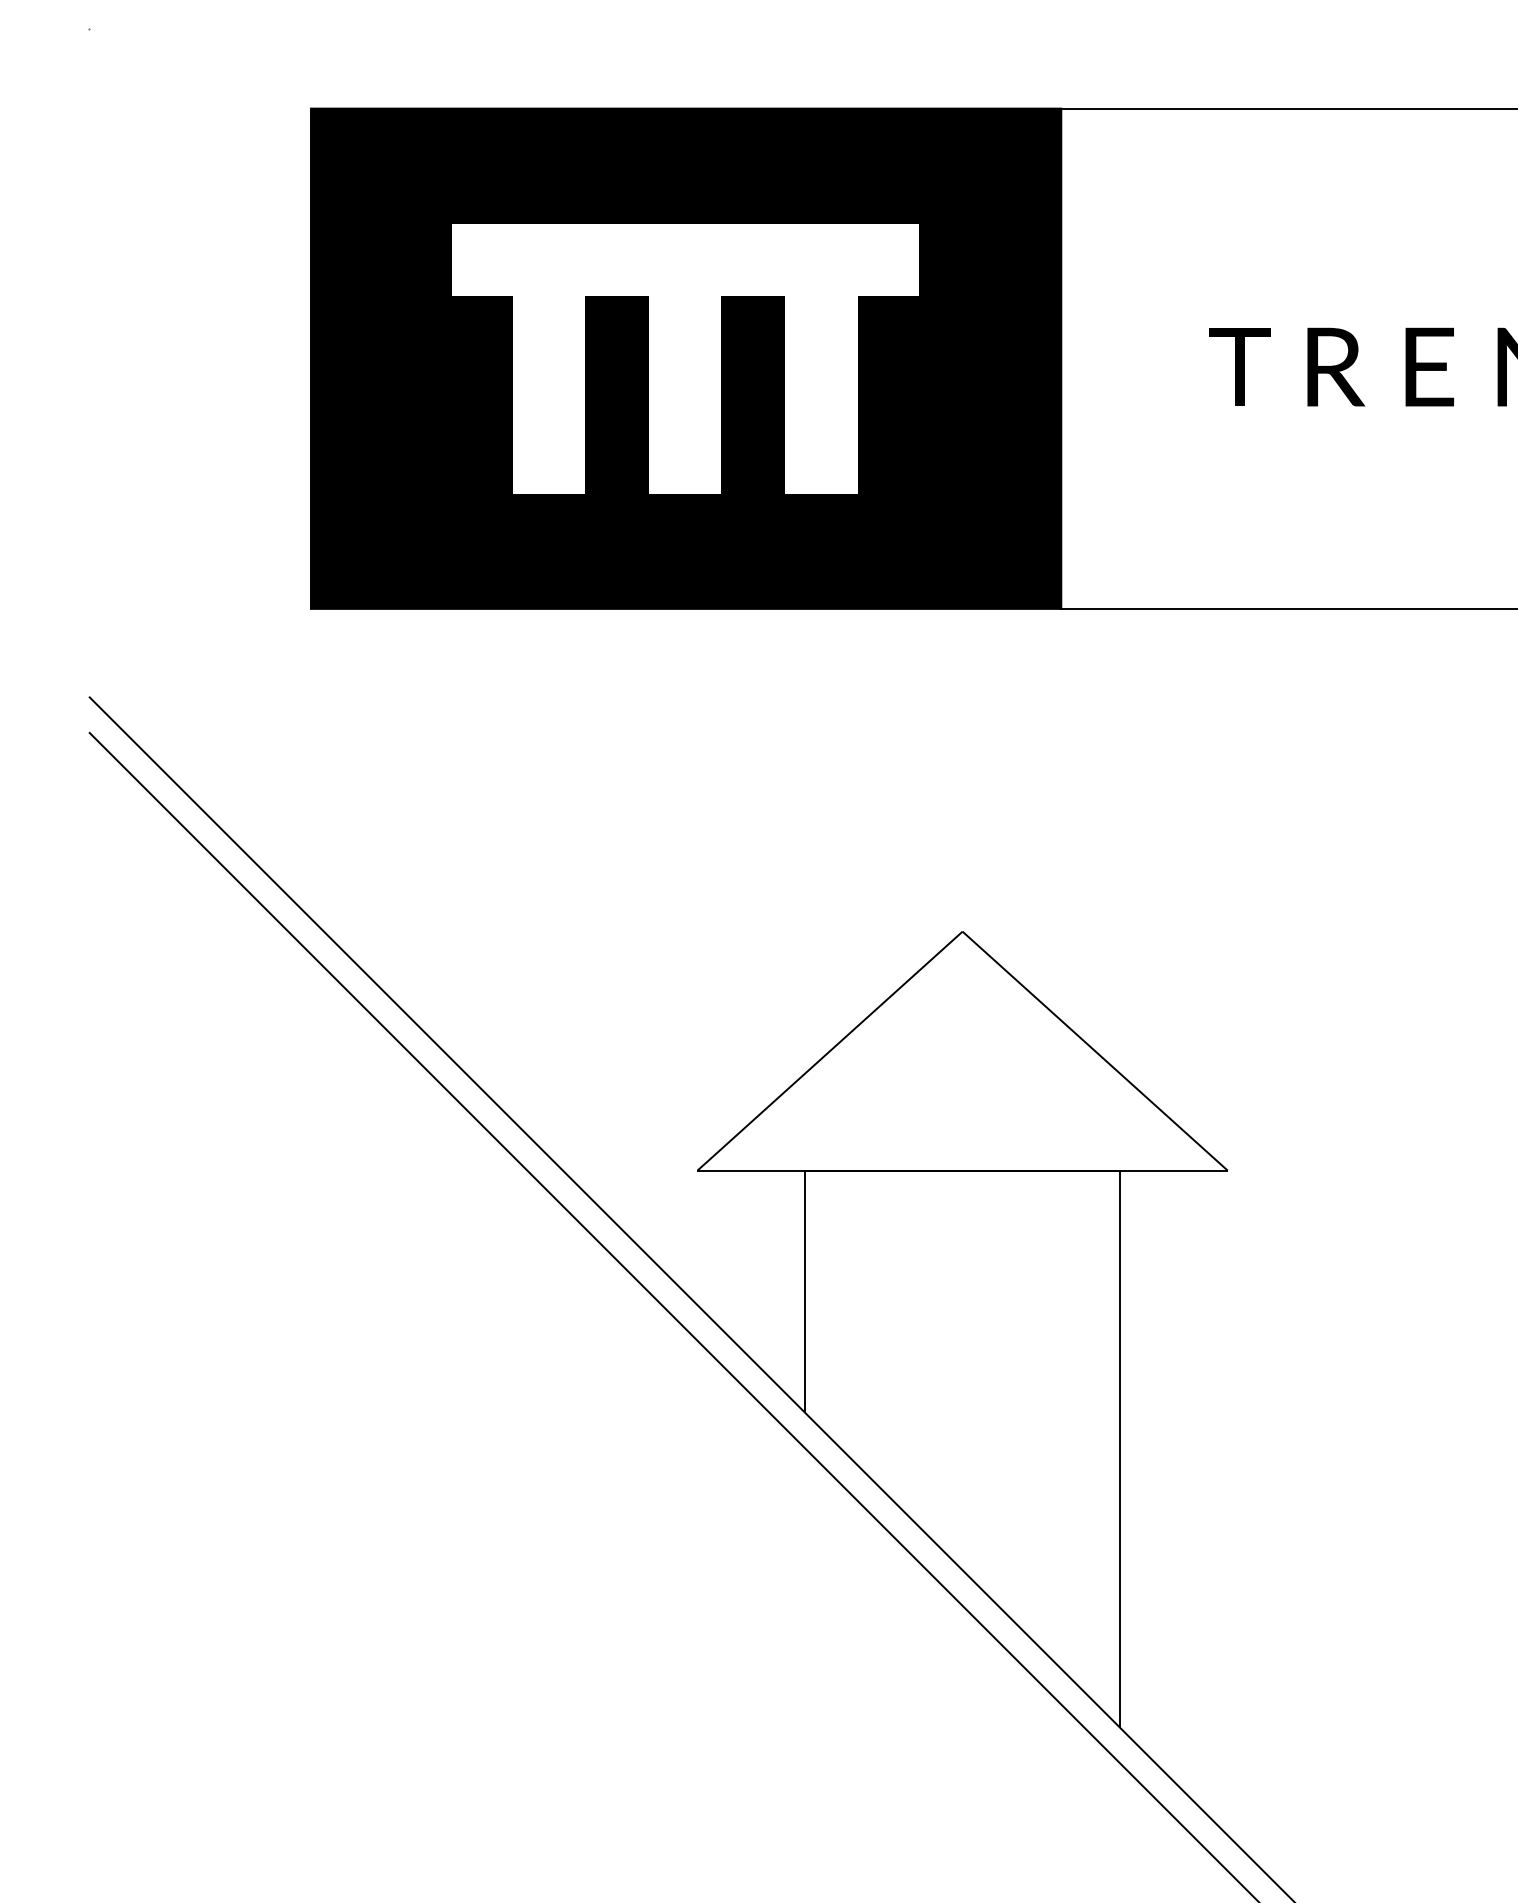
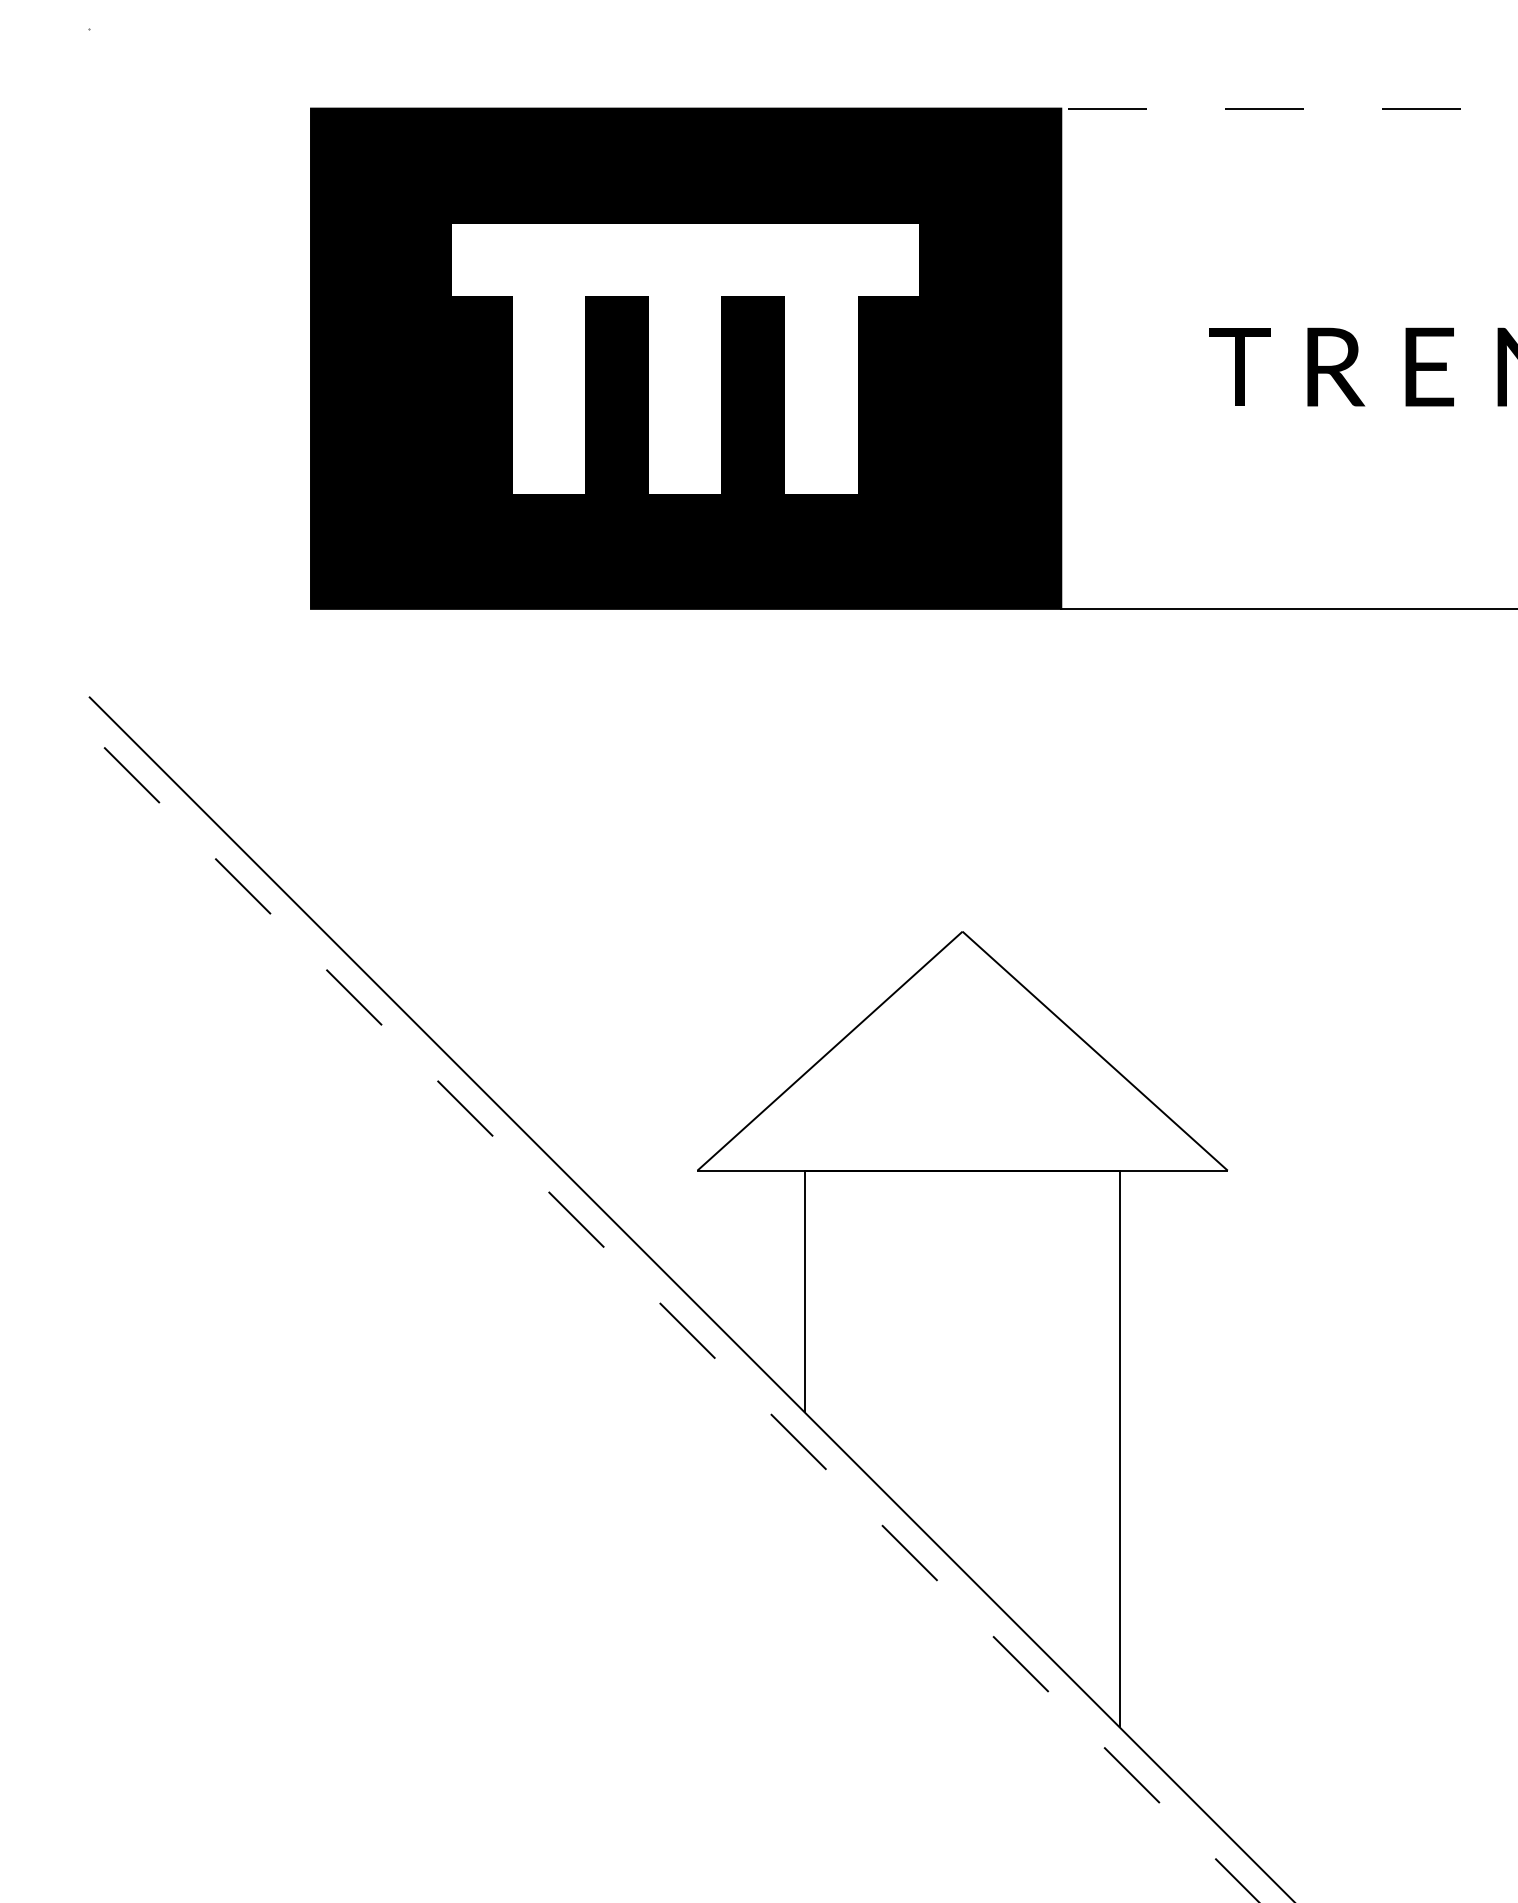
line: solid -> dashed (1289, 108)
line: solid -> dashed (673, 1316)
